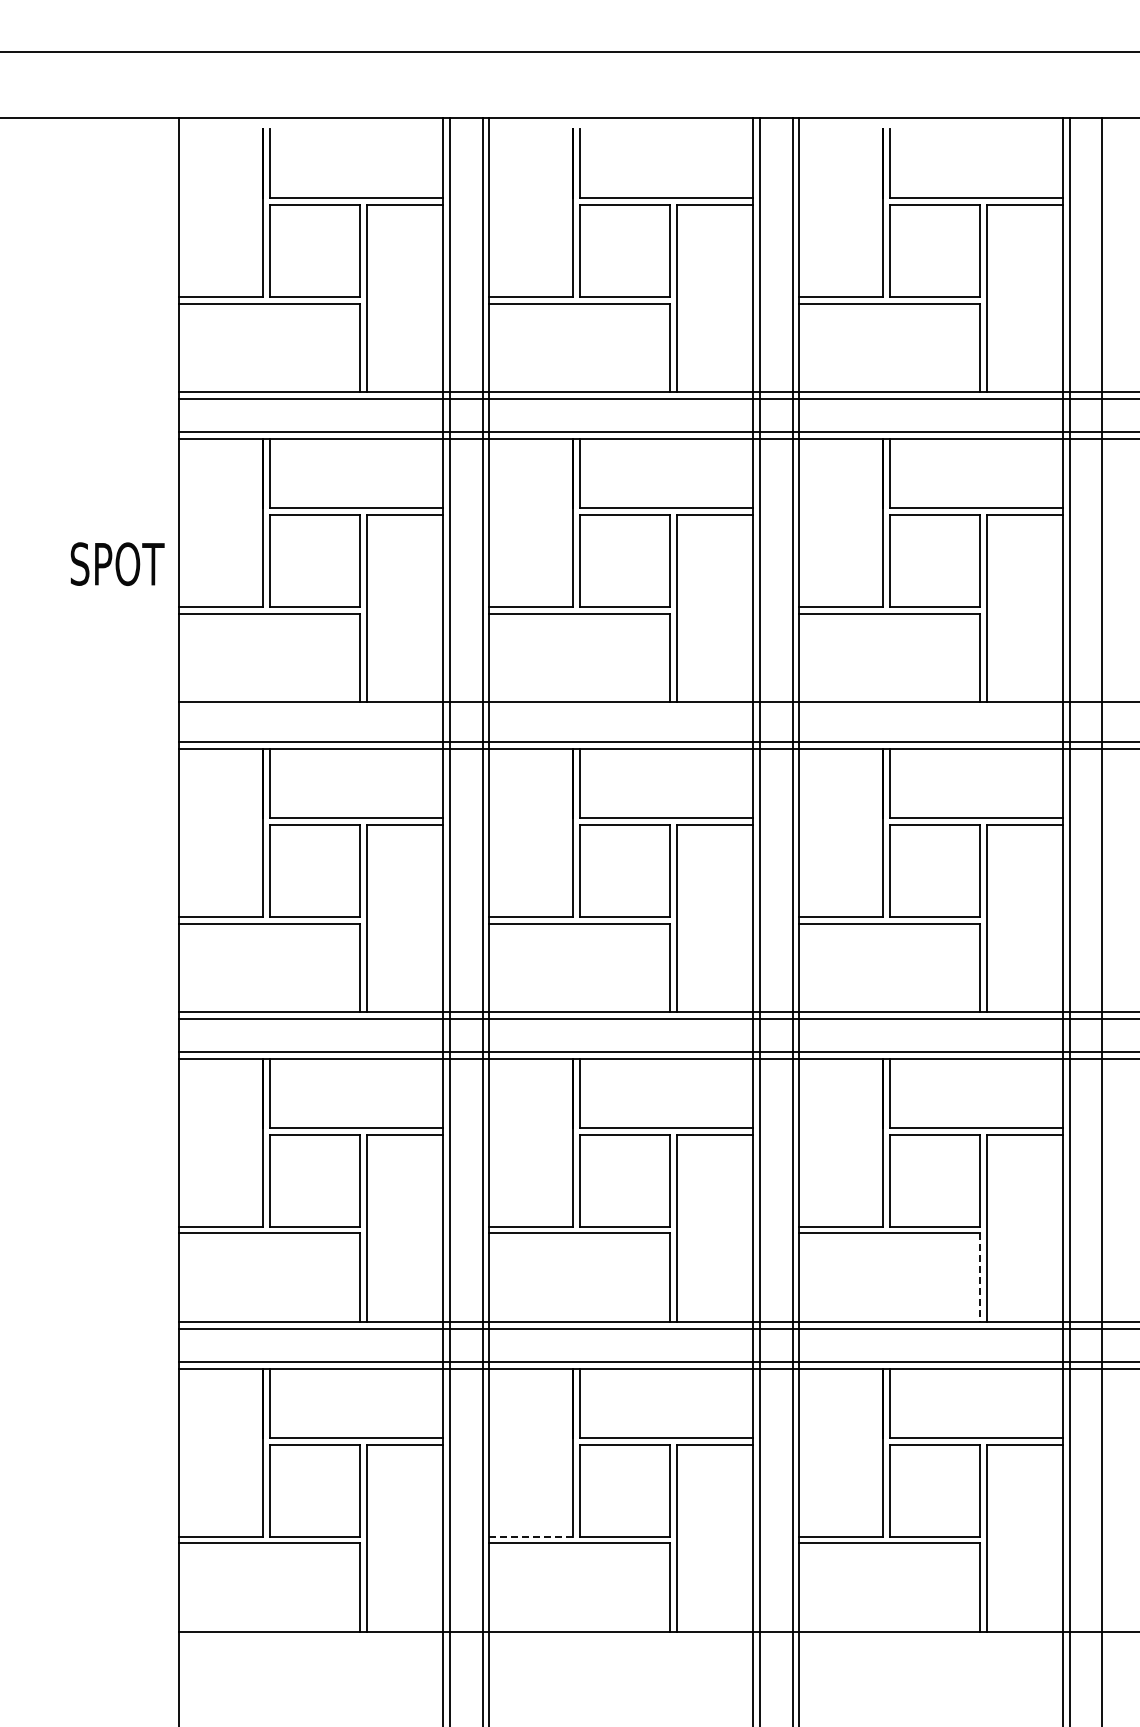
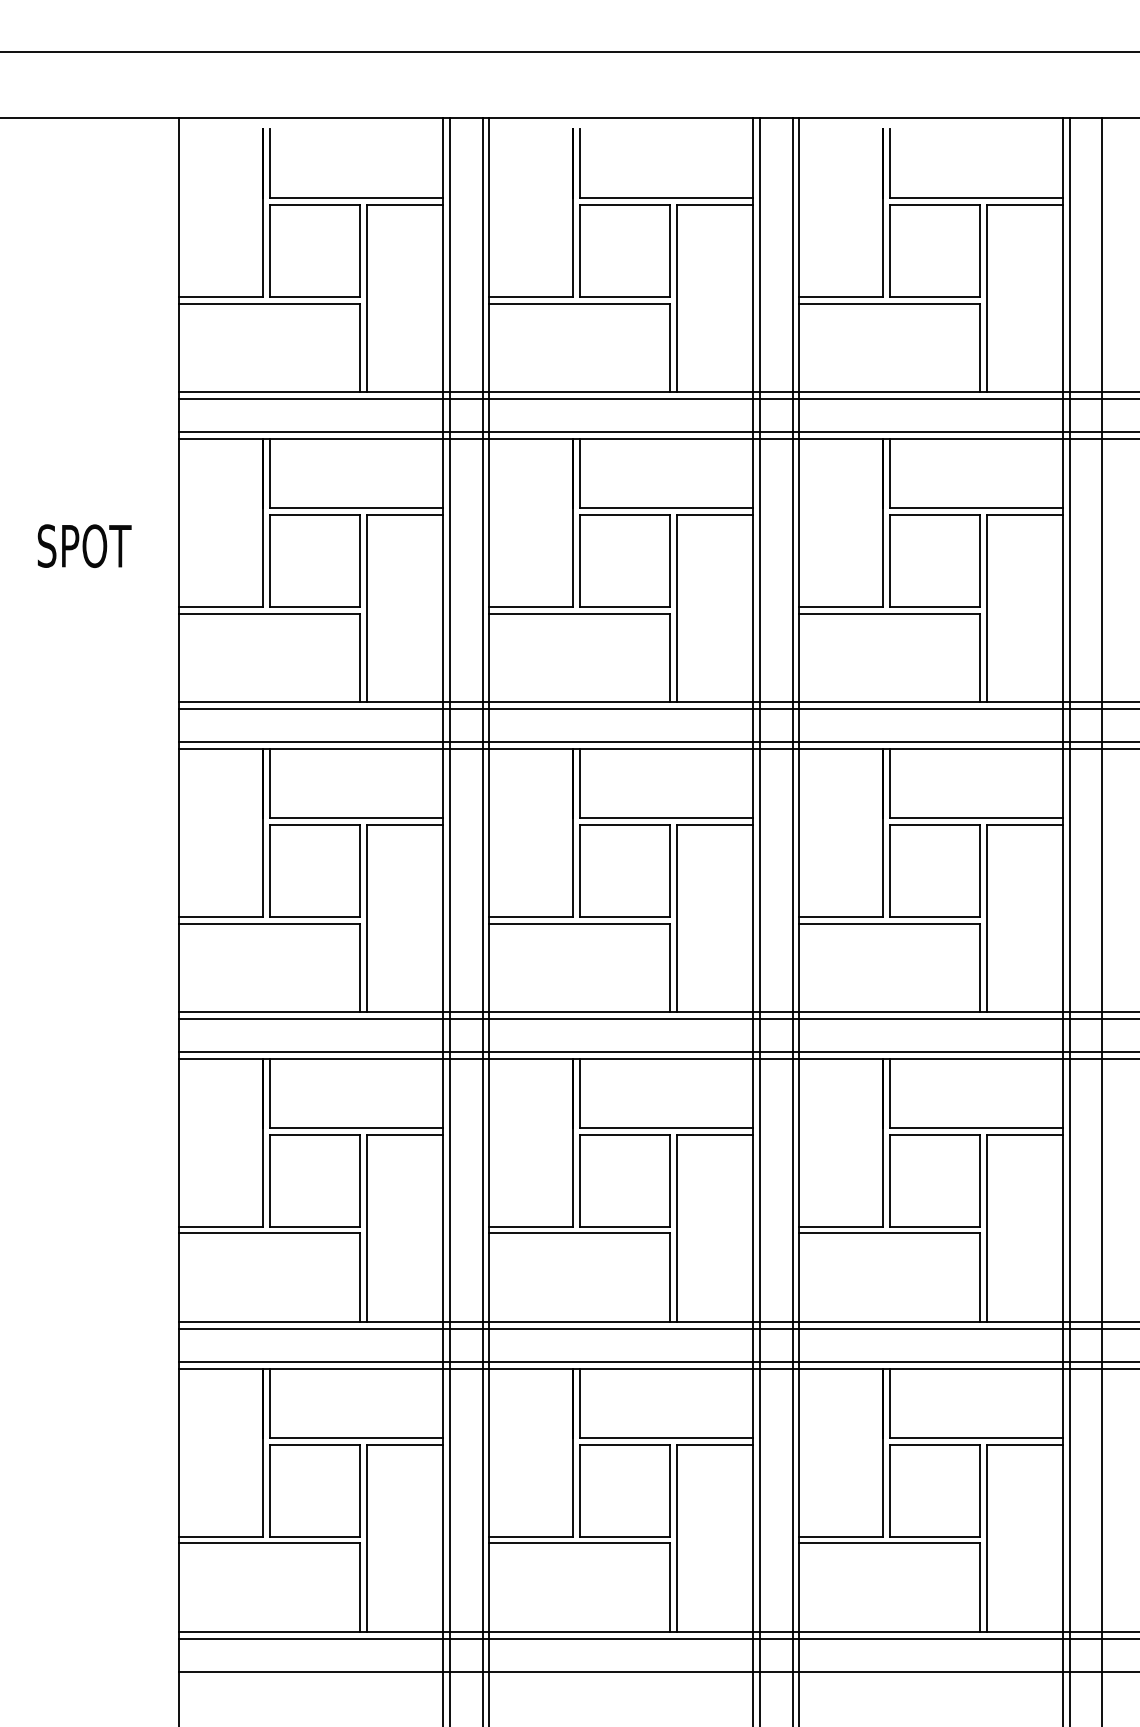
text position: (117, 563) -> (84, 545) (84, 545)
line: none -> present (657, 709)
line: dashed -> solid (980, 1278)
line: dashed -> solid (531, 1536)
line: none -> present (657, 1638)
line: none -> present (657, 1671)
